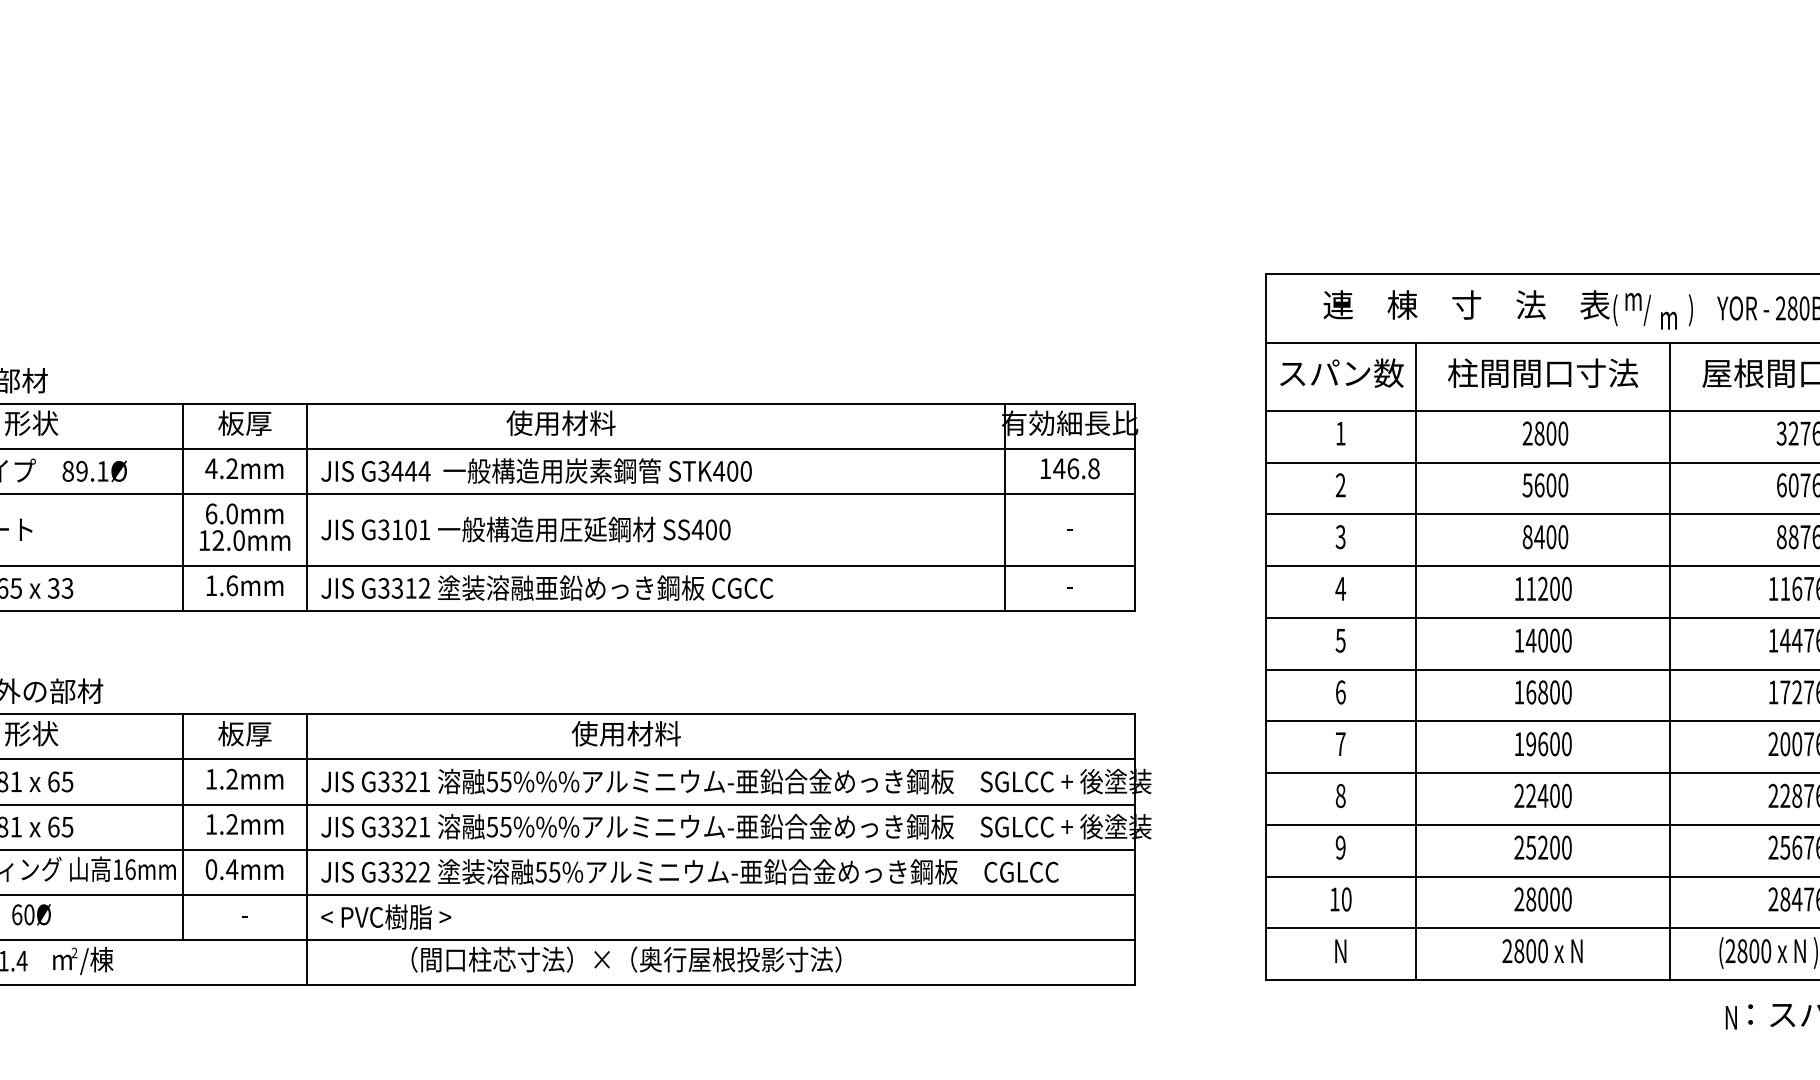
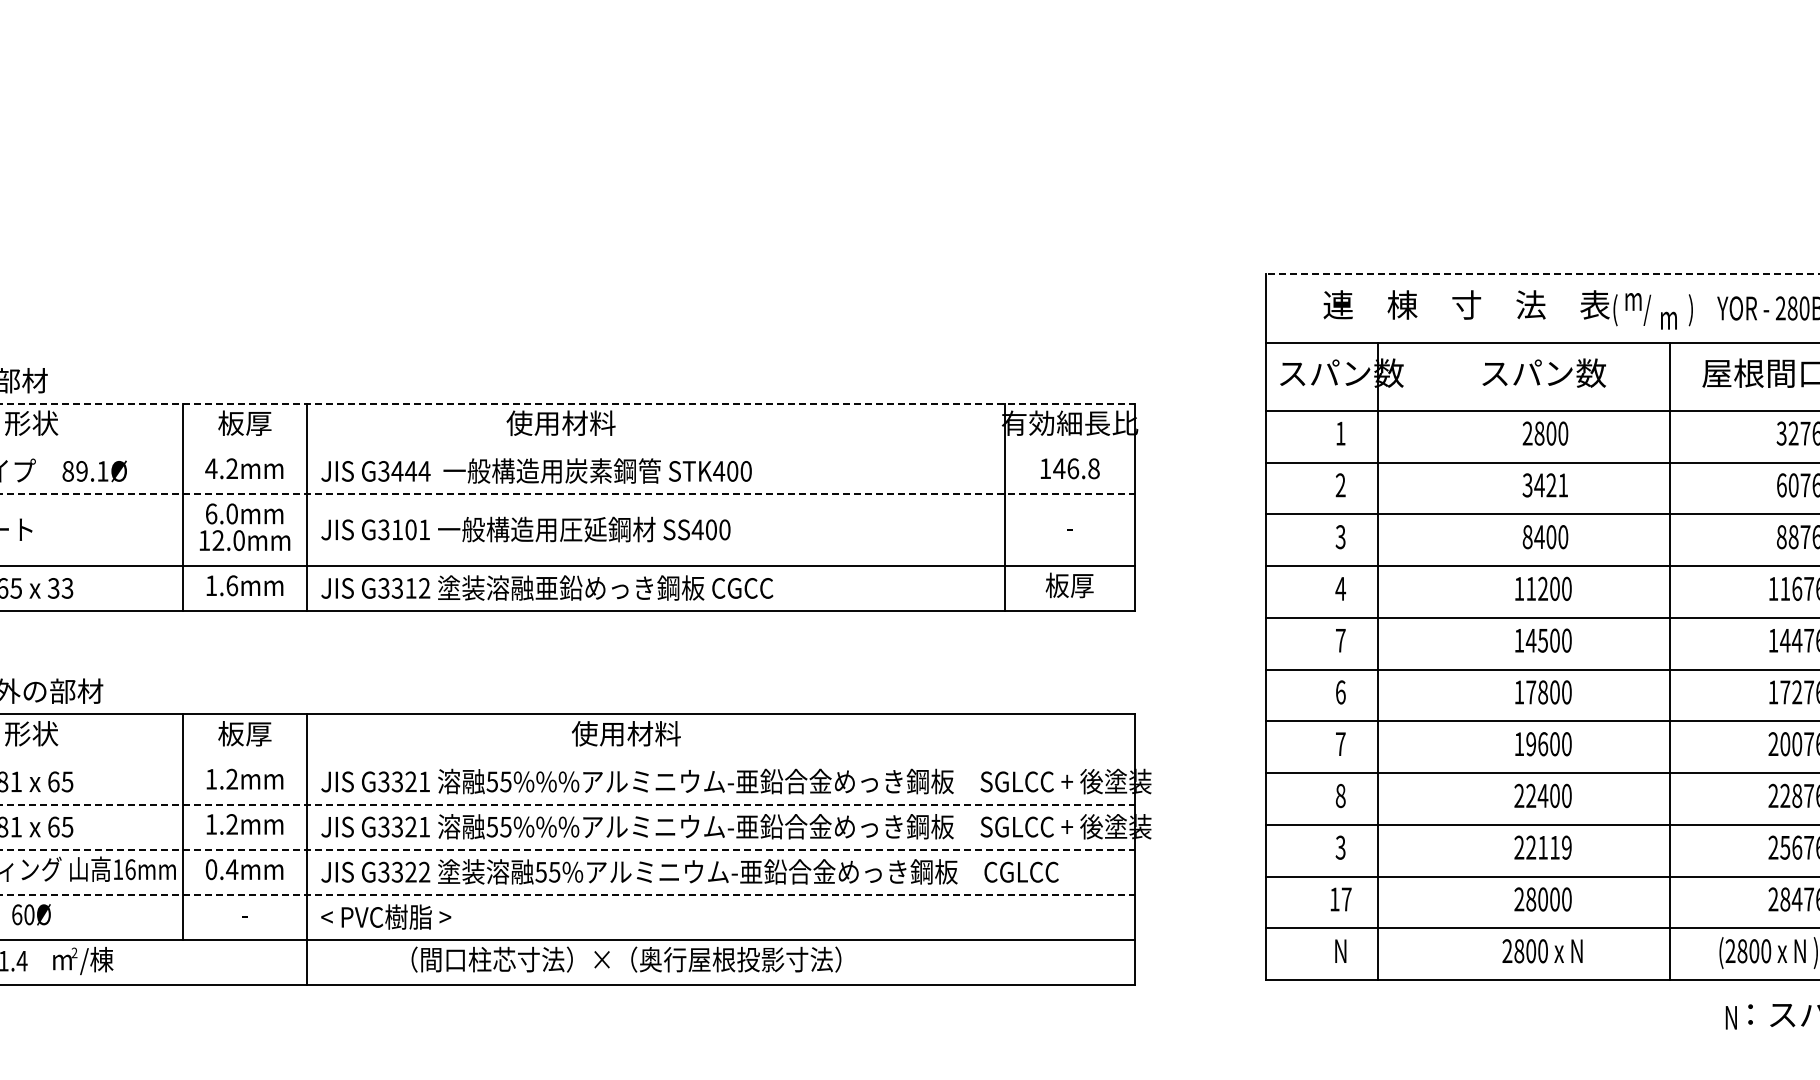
line: solid -> dashed (1542, 274)
text: 柱間間口寸法 -> スパン数 (1543, 372)
line: solid -> dashed (568, 403)
line: present -> none (568, 448)
text: 5600 -> 3421 (1545, 485)
line: solid -> dashed (568, 494)
text: - -> 板厚 (1069, 585)
text: 5 -> 7 (1340, 640)
text: 14000 -> 14500 (1542, 640)
line position: (1416, 661) -> (1378, 661) (1378, 661)
text: 16800 -> 17800 (1531, 692)
line: present -> none (568, 759)
line: solid -> dashed (568, 804)
text: 9 -> 3 (1340, 847)
text: 25200 -> 22119 (1548, 847)
line: solid -> dashed (568, 849)
line: solid -> dashed (568, 894)
text: 10 -> 17 (1346, 899)
